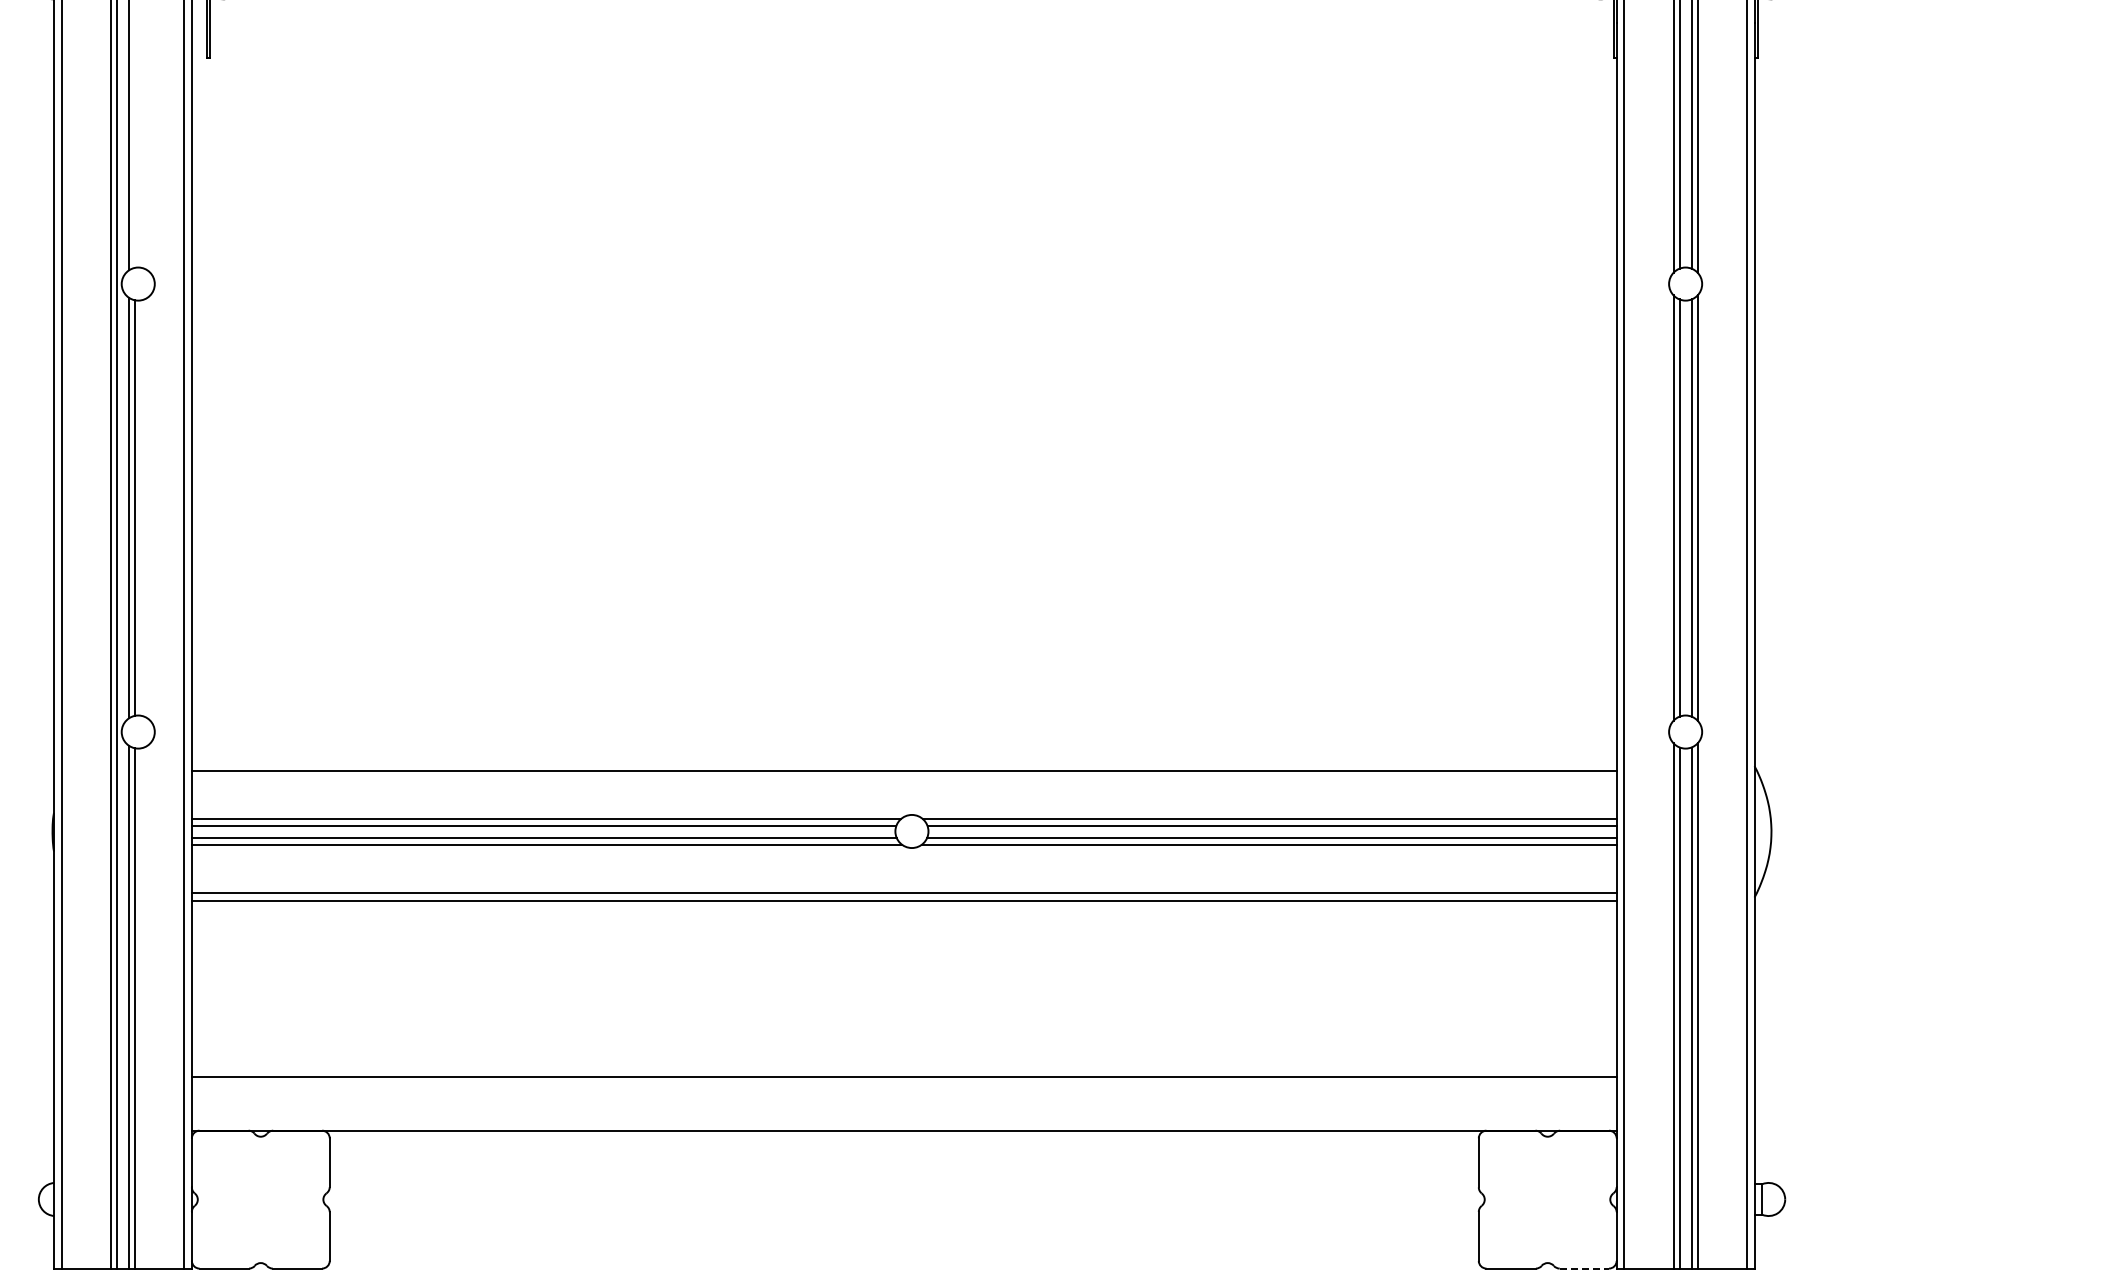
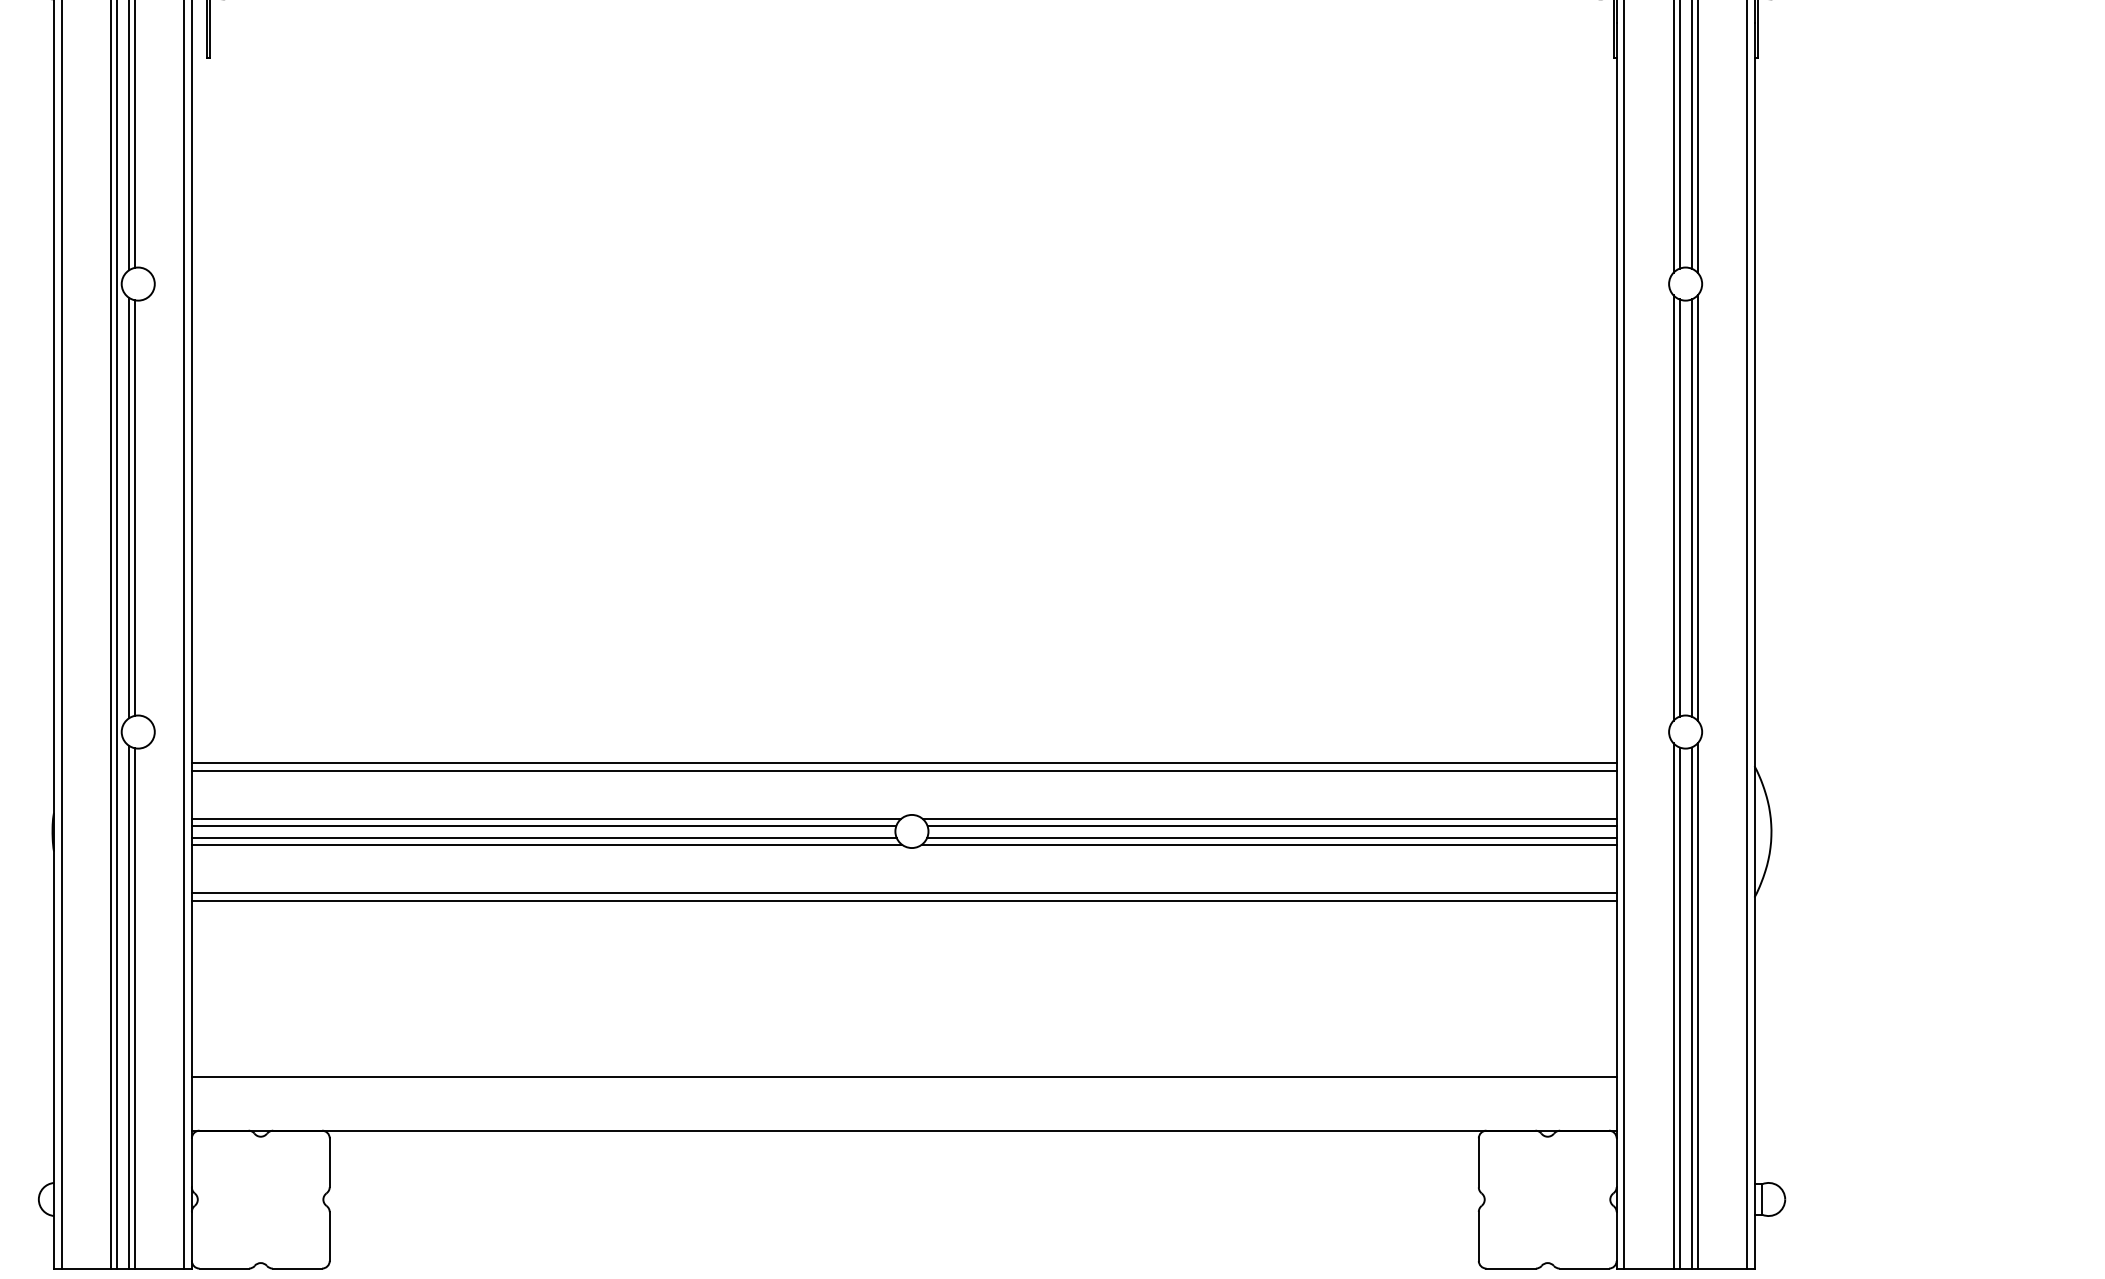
line: none -> present (135, 134)
line: none -> present (903, 763)
line: dashed -> solid (1584, 1268)
